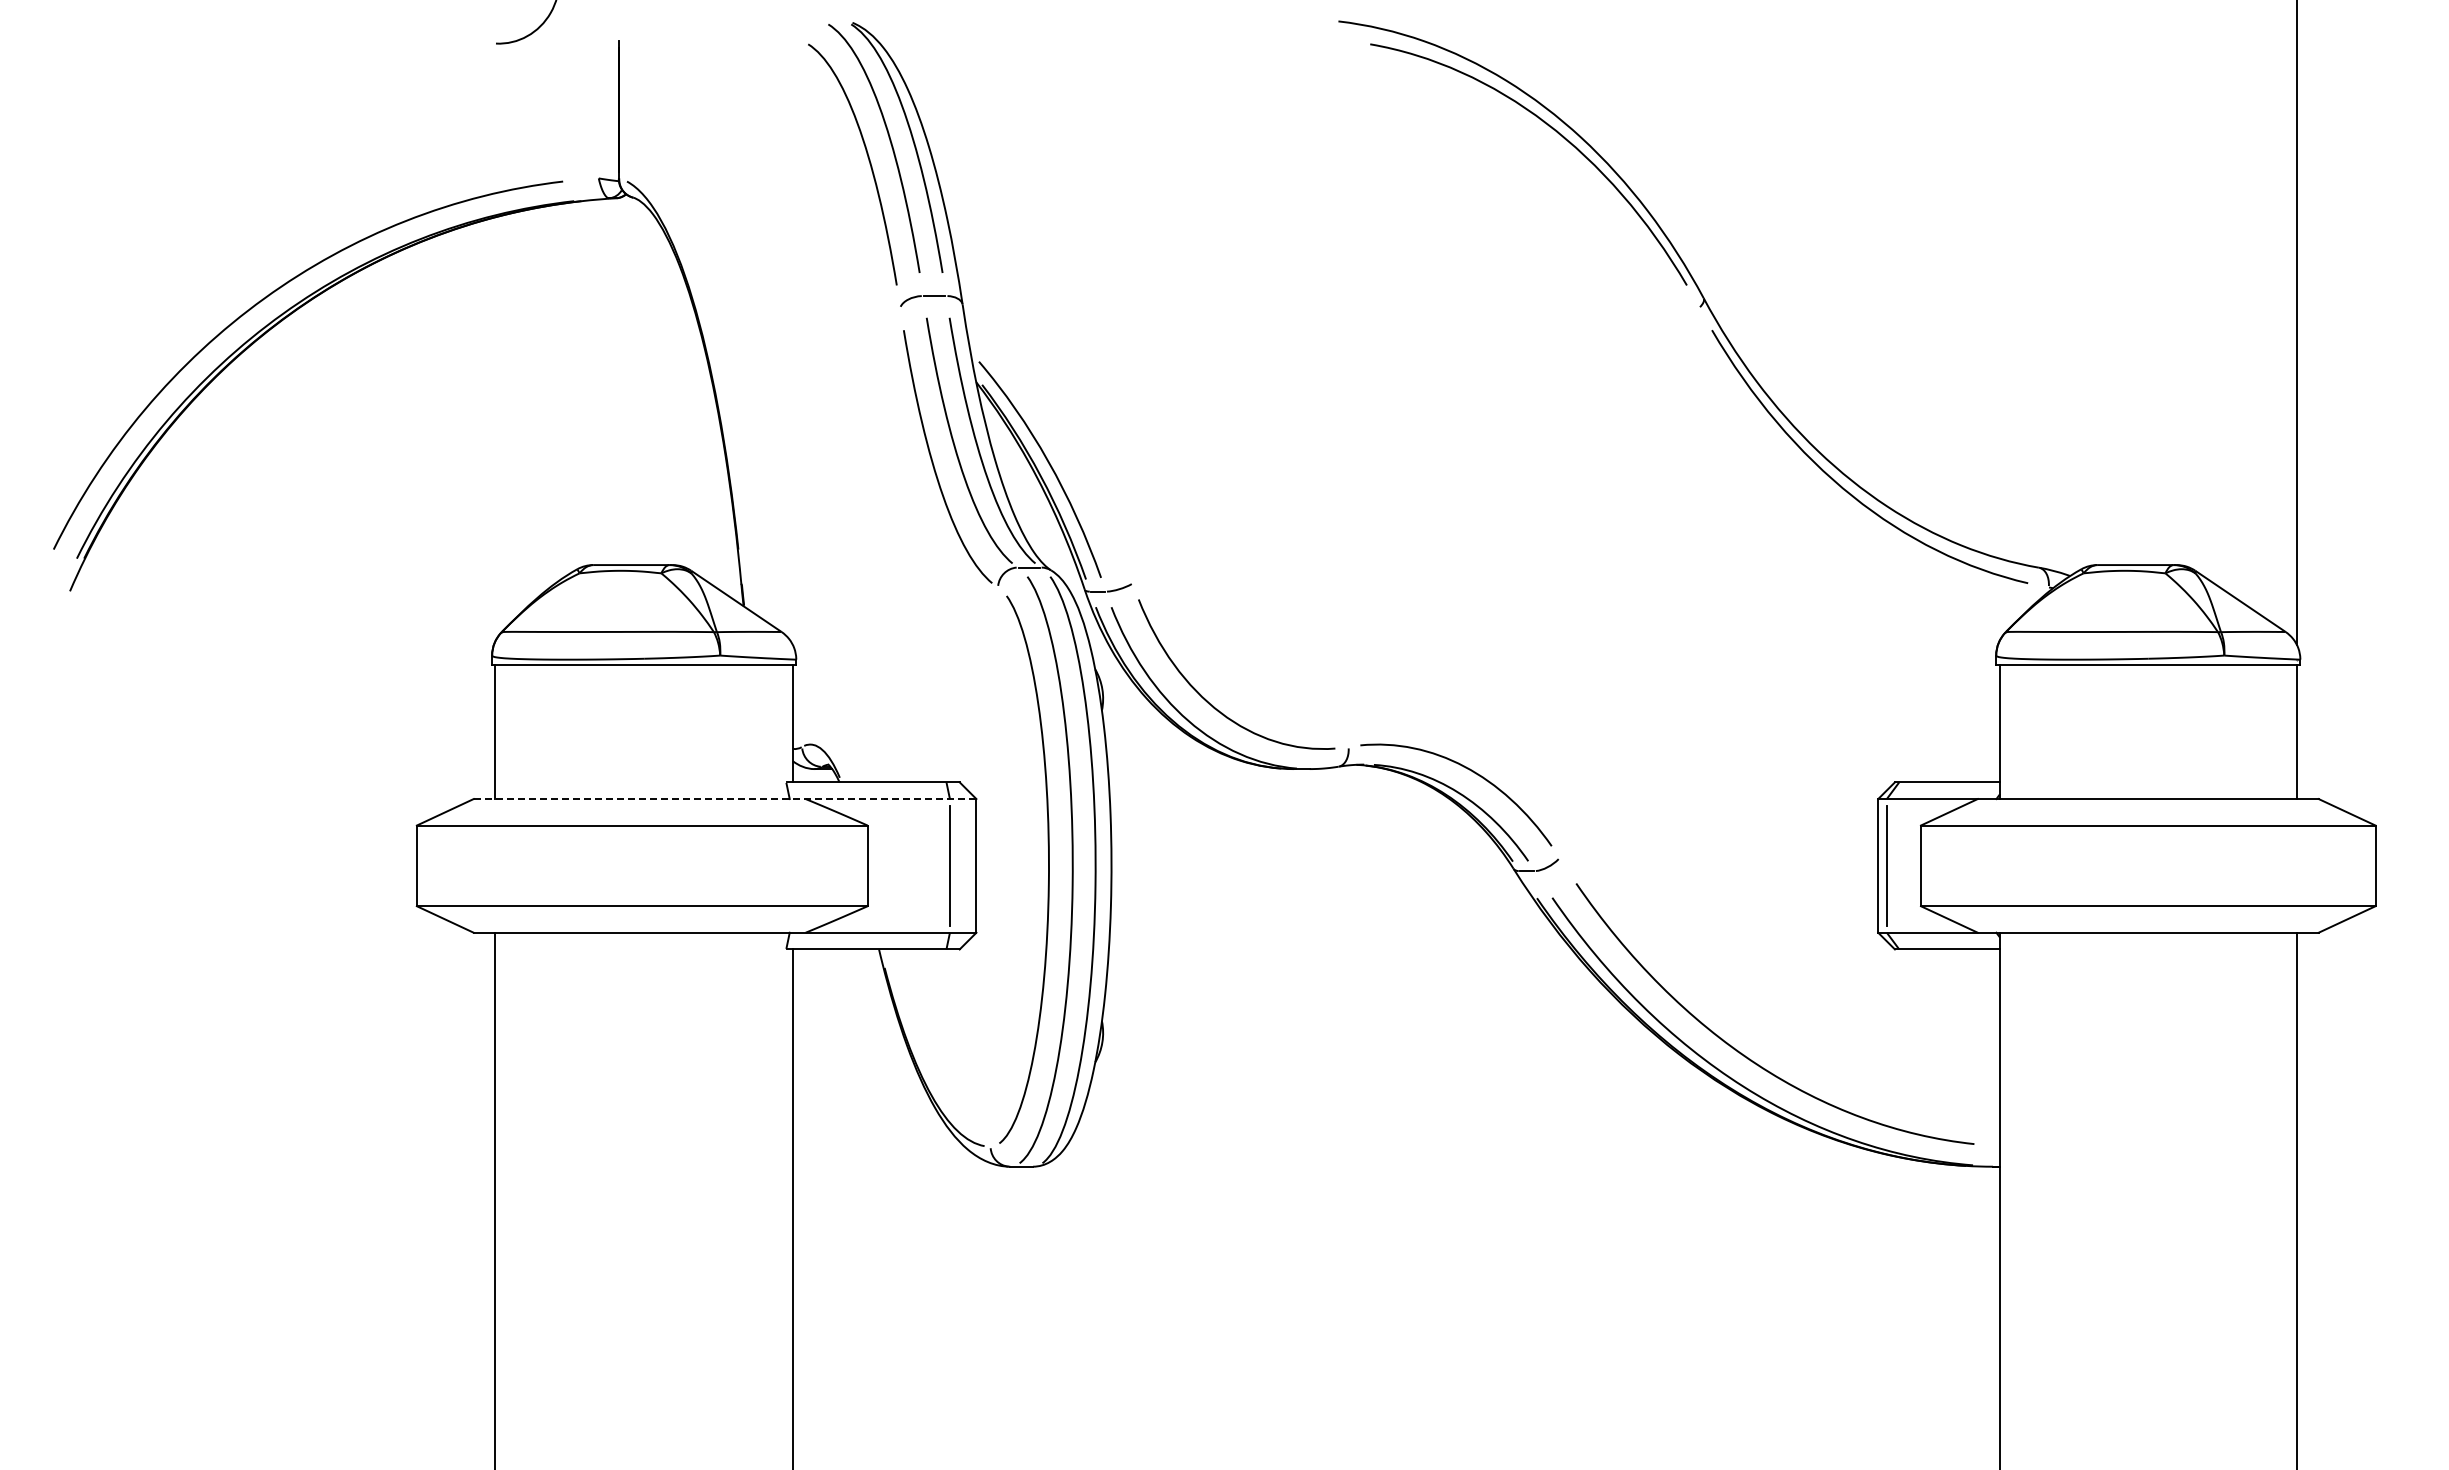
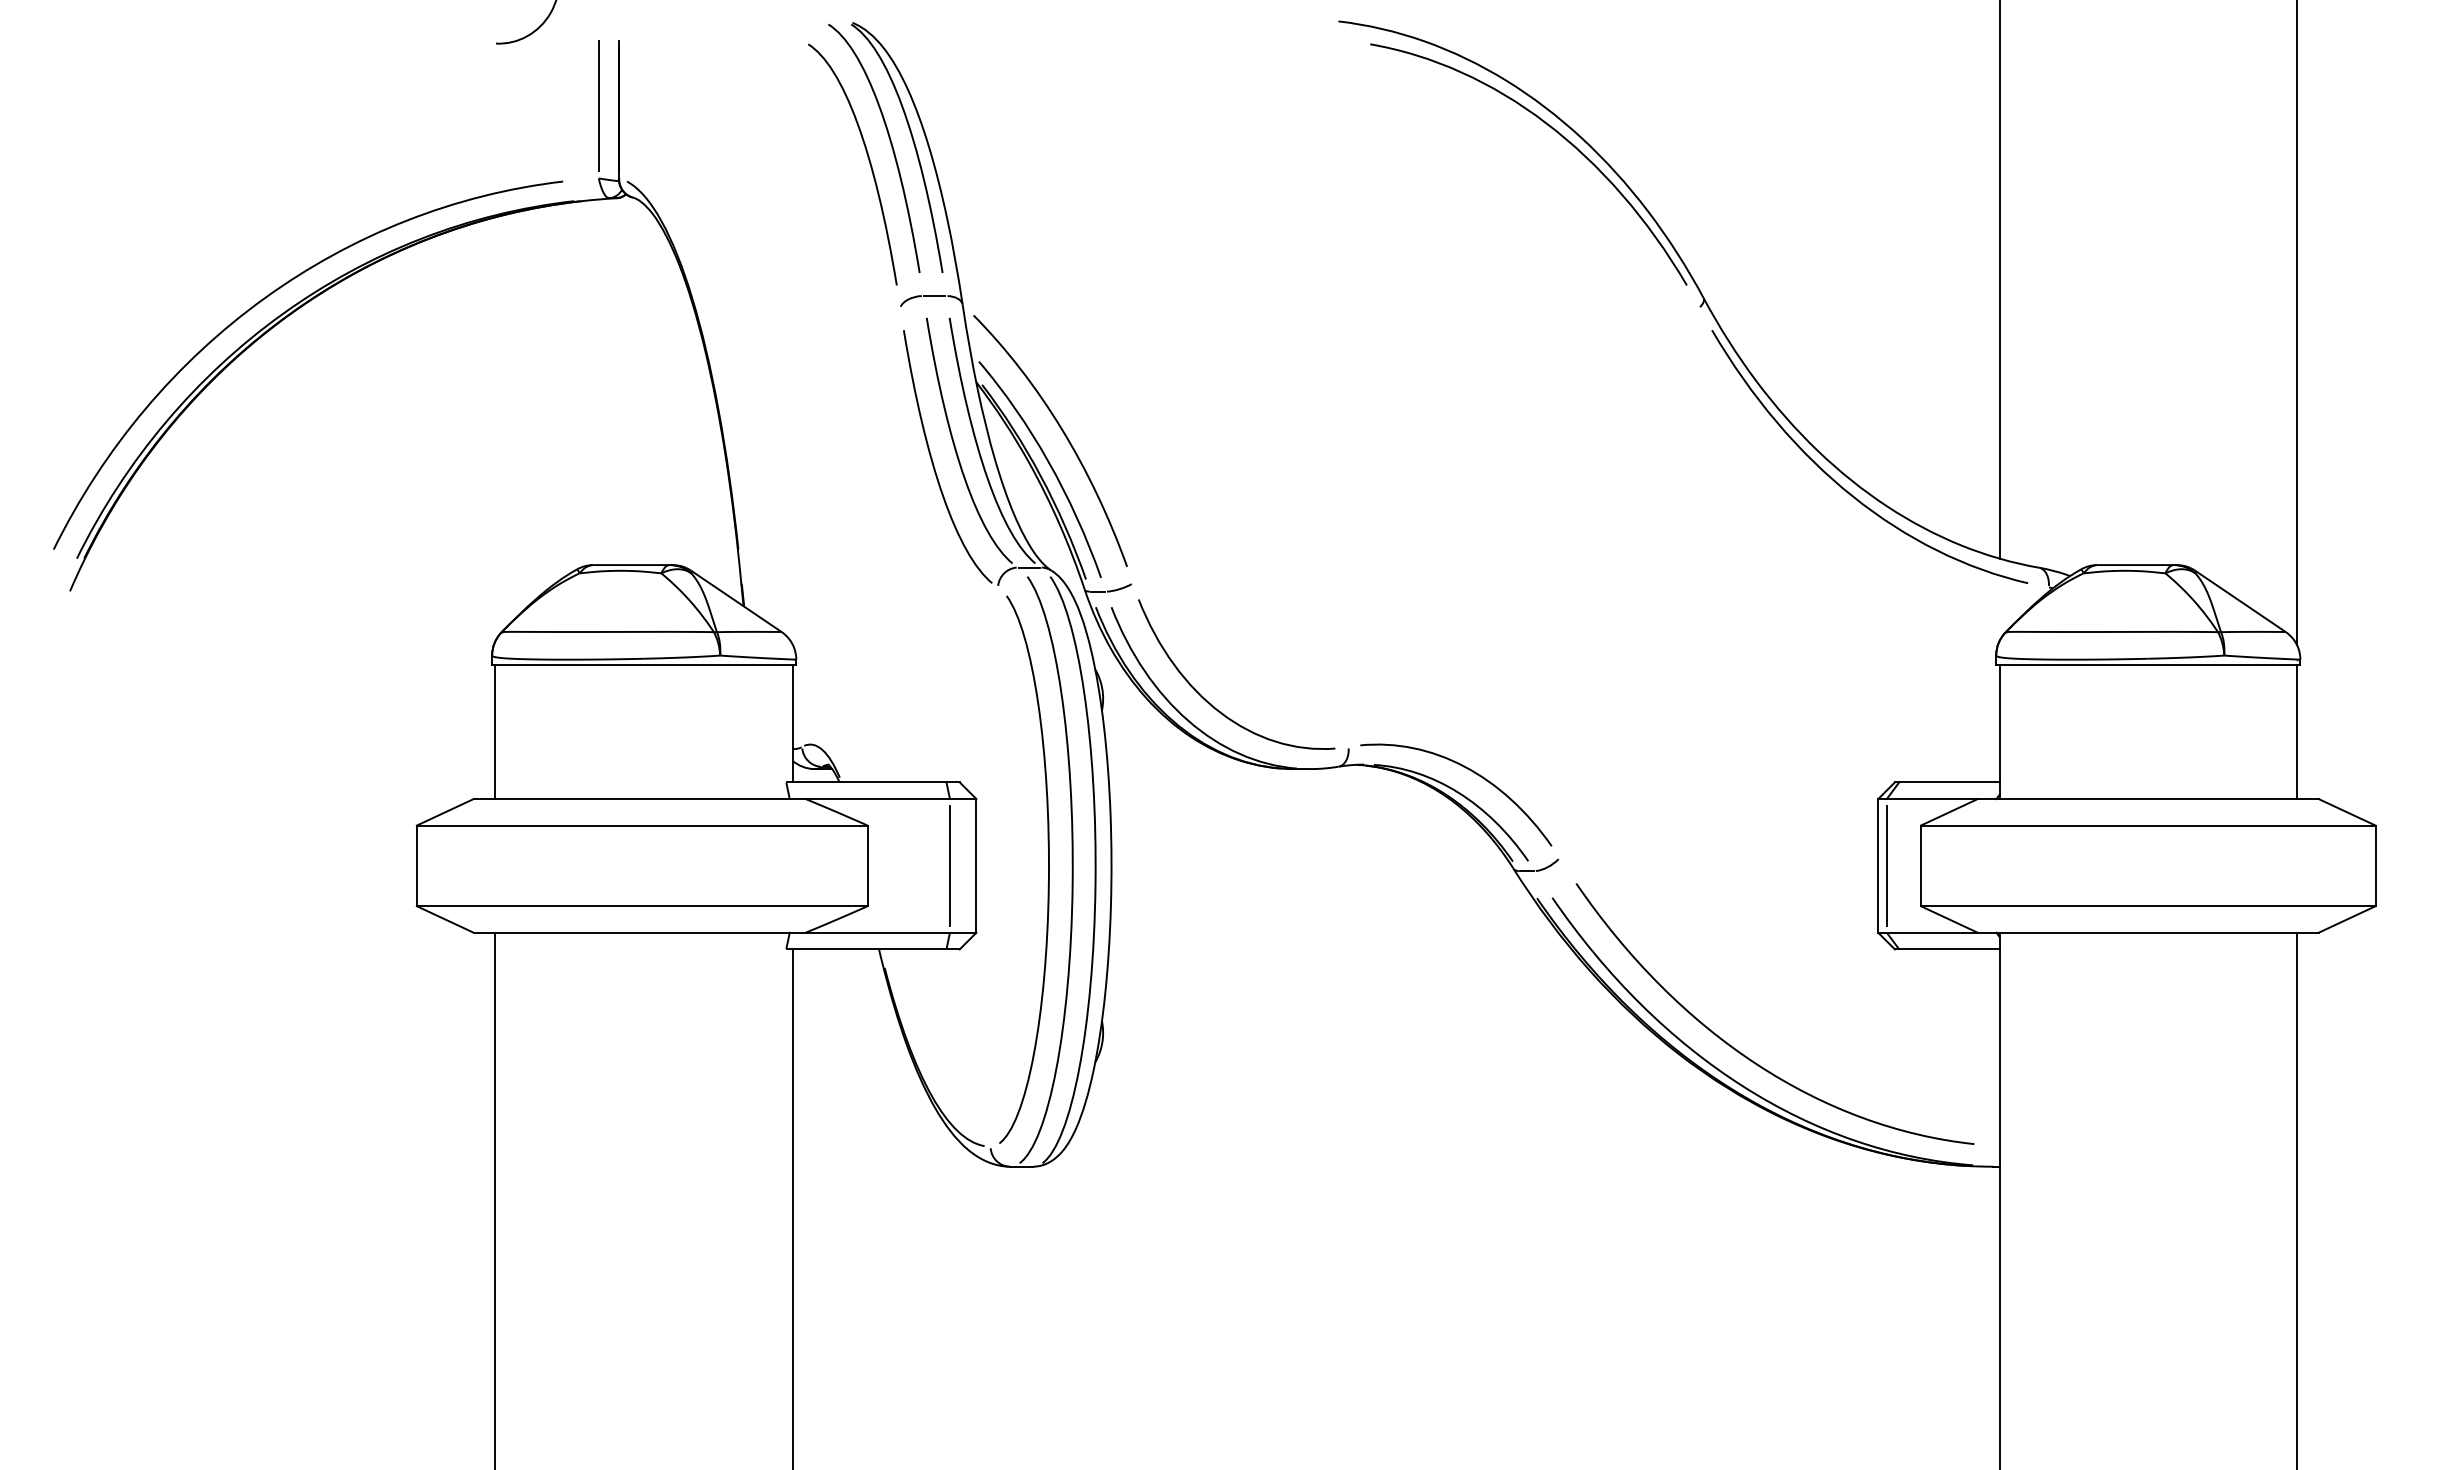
line: none -> present (598, 105)
line: none -> present (1999, 280)
curve: none -> present (1062, 432)
line: dashed -> solid (724, 799)
